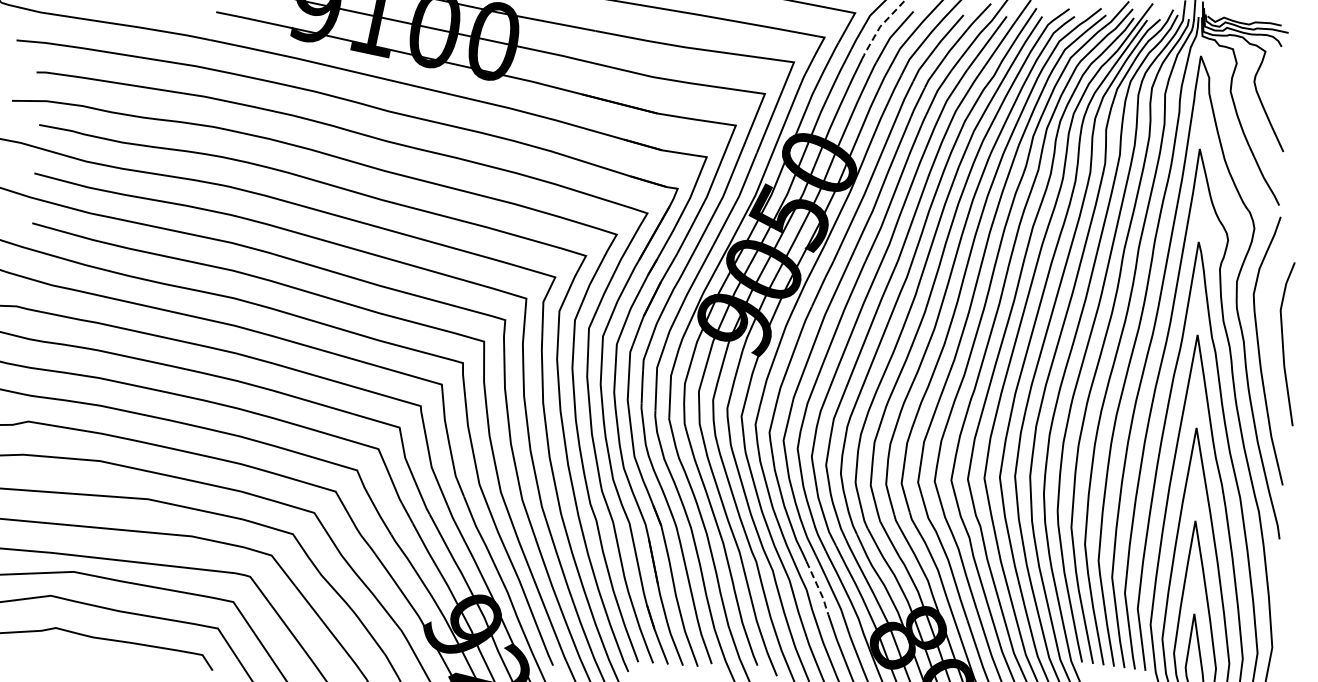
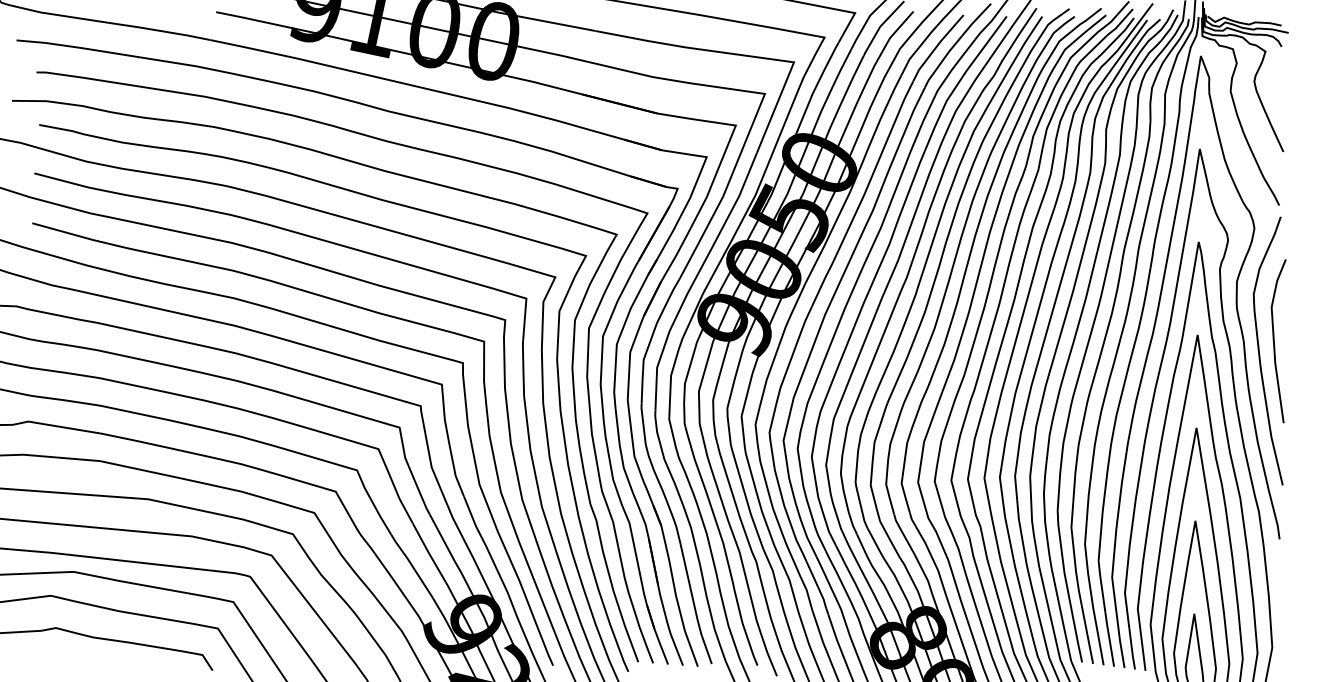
line: dashed -> solid (880, 26)
curve position: (1283, 344) -> (1274, 341) (1274, 341)
line: dashed -> solid (818, 588)
